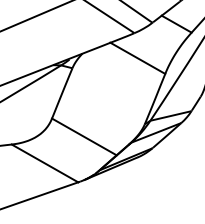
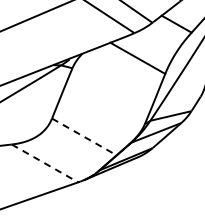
line: solid -> dashed (84, 137)
line: solid -> dashed (45, 163)
